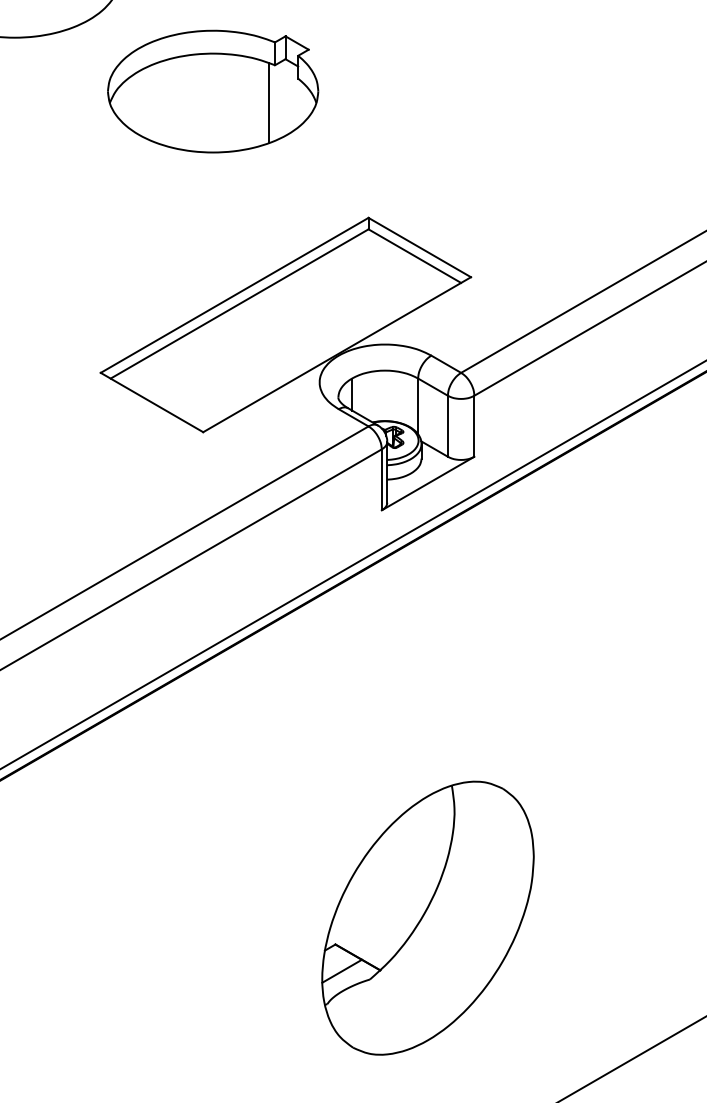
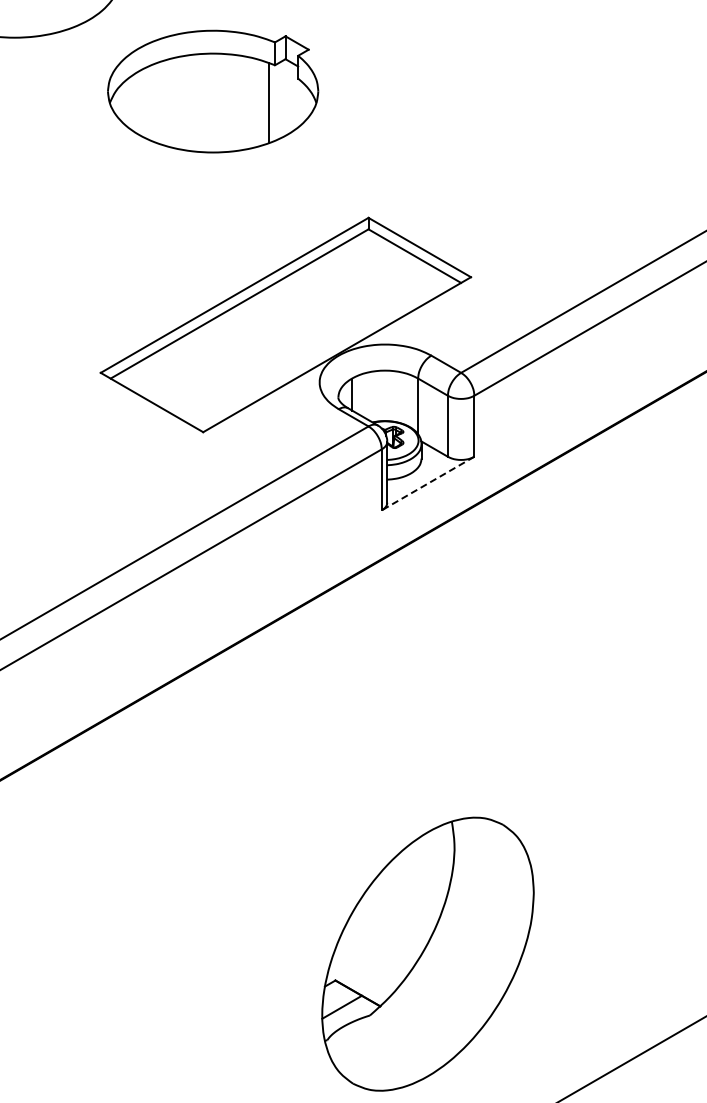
line: solid -> dashed (427, 483)
line: present -> none (352, 565)
part position: (427, 917) -> (427, 953) (427, 953)
